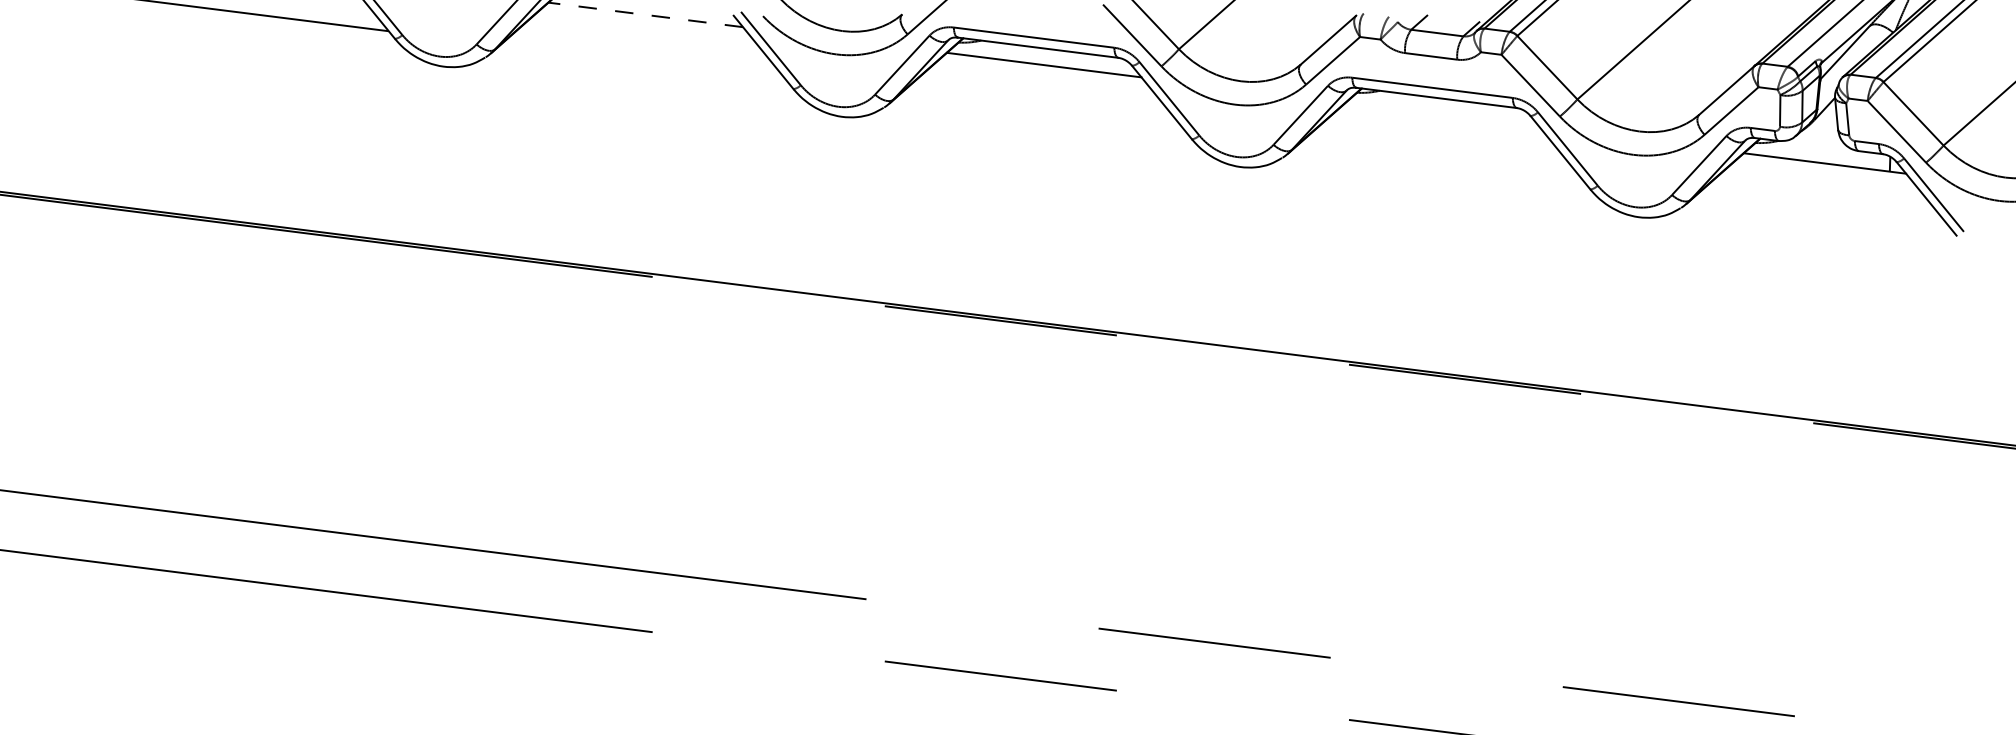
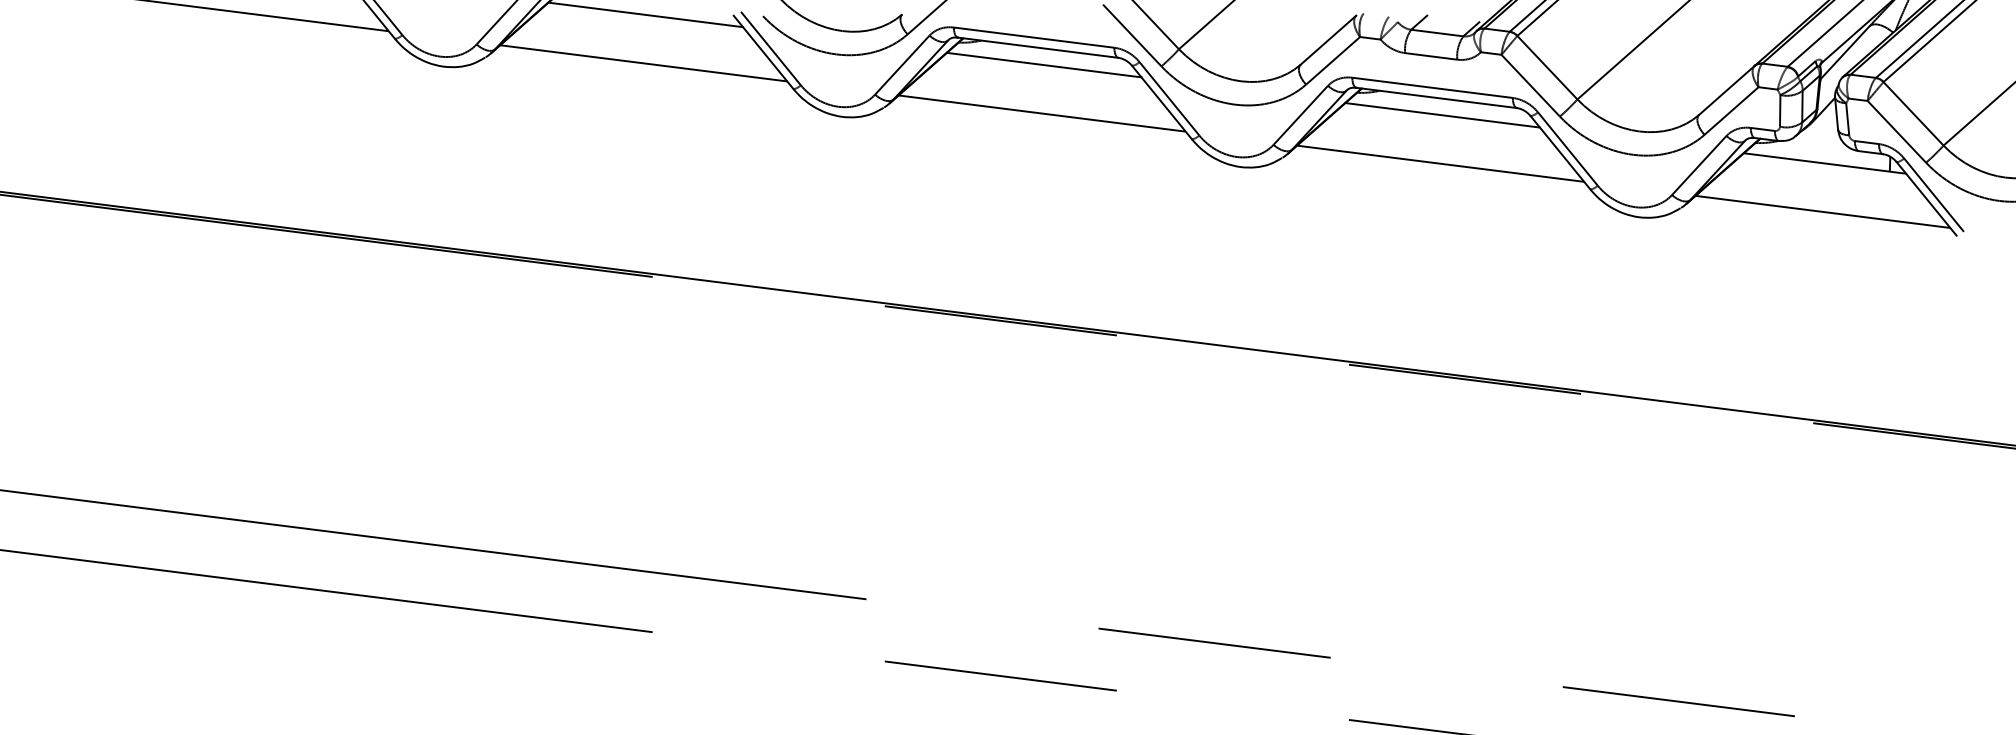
line: dashed -> solid (645, 14)
line: none -> present (643, 63)
line: none -> present (1041, 113)
line: none -> present (1442, 115)
line: none -> present (1440, 163)
line: none -> present (1822, 211)
